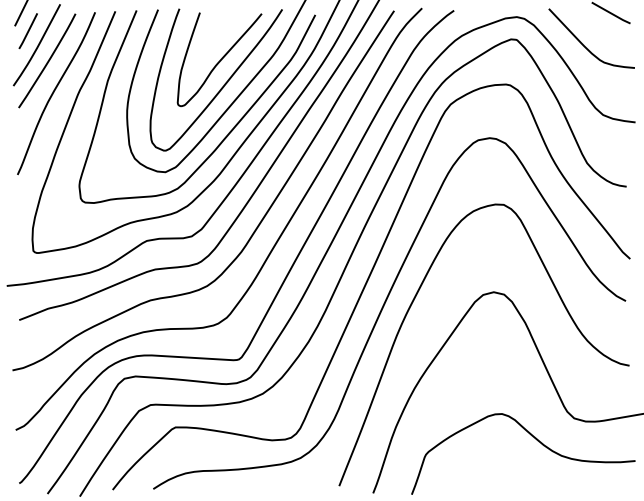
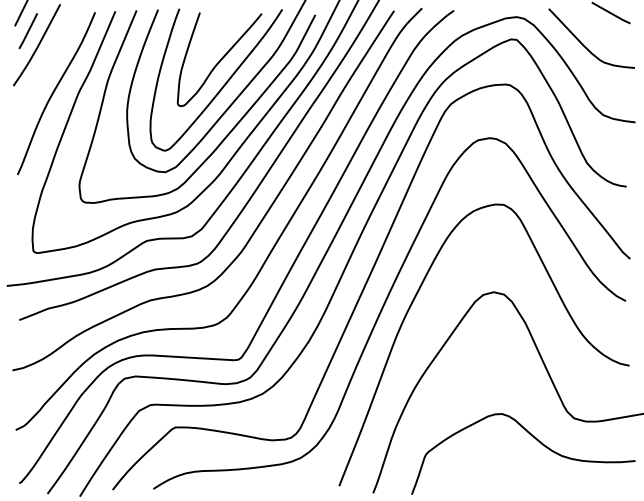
curve: present -> none (48, 60)
